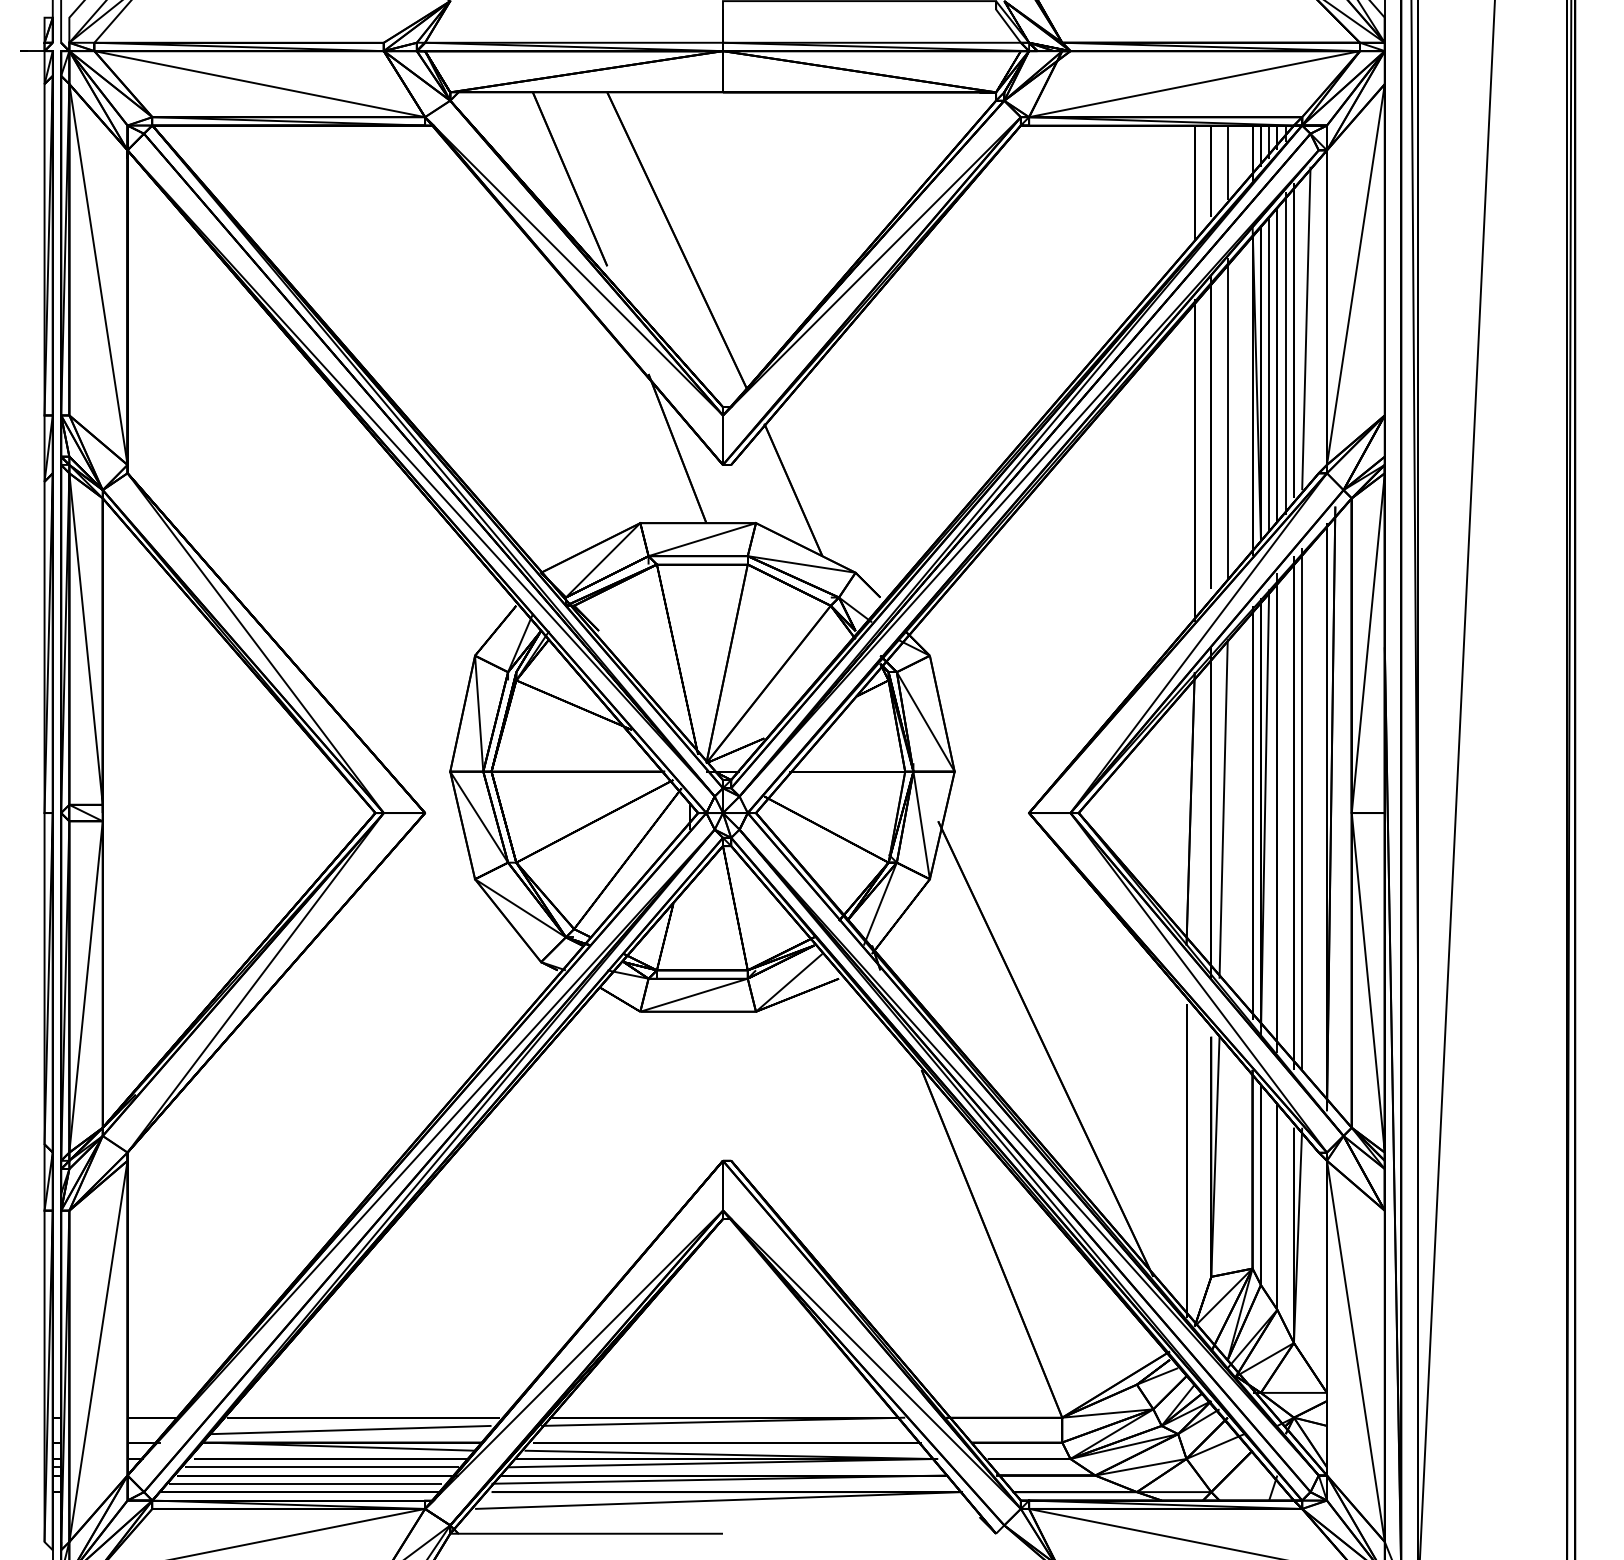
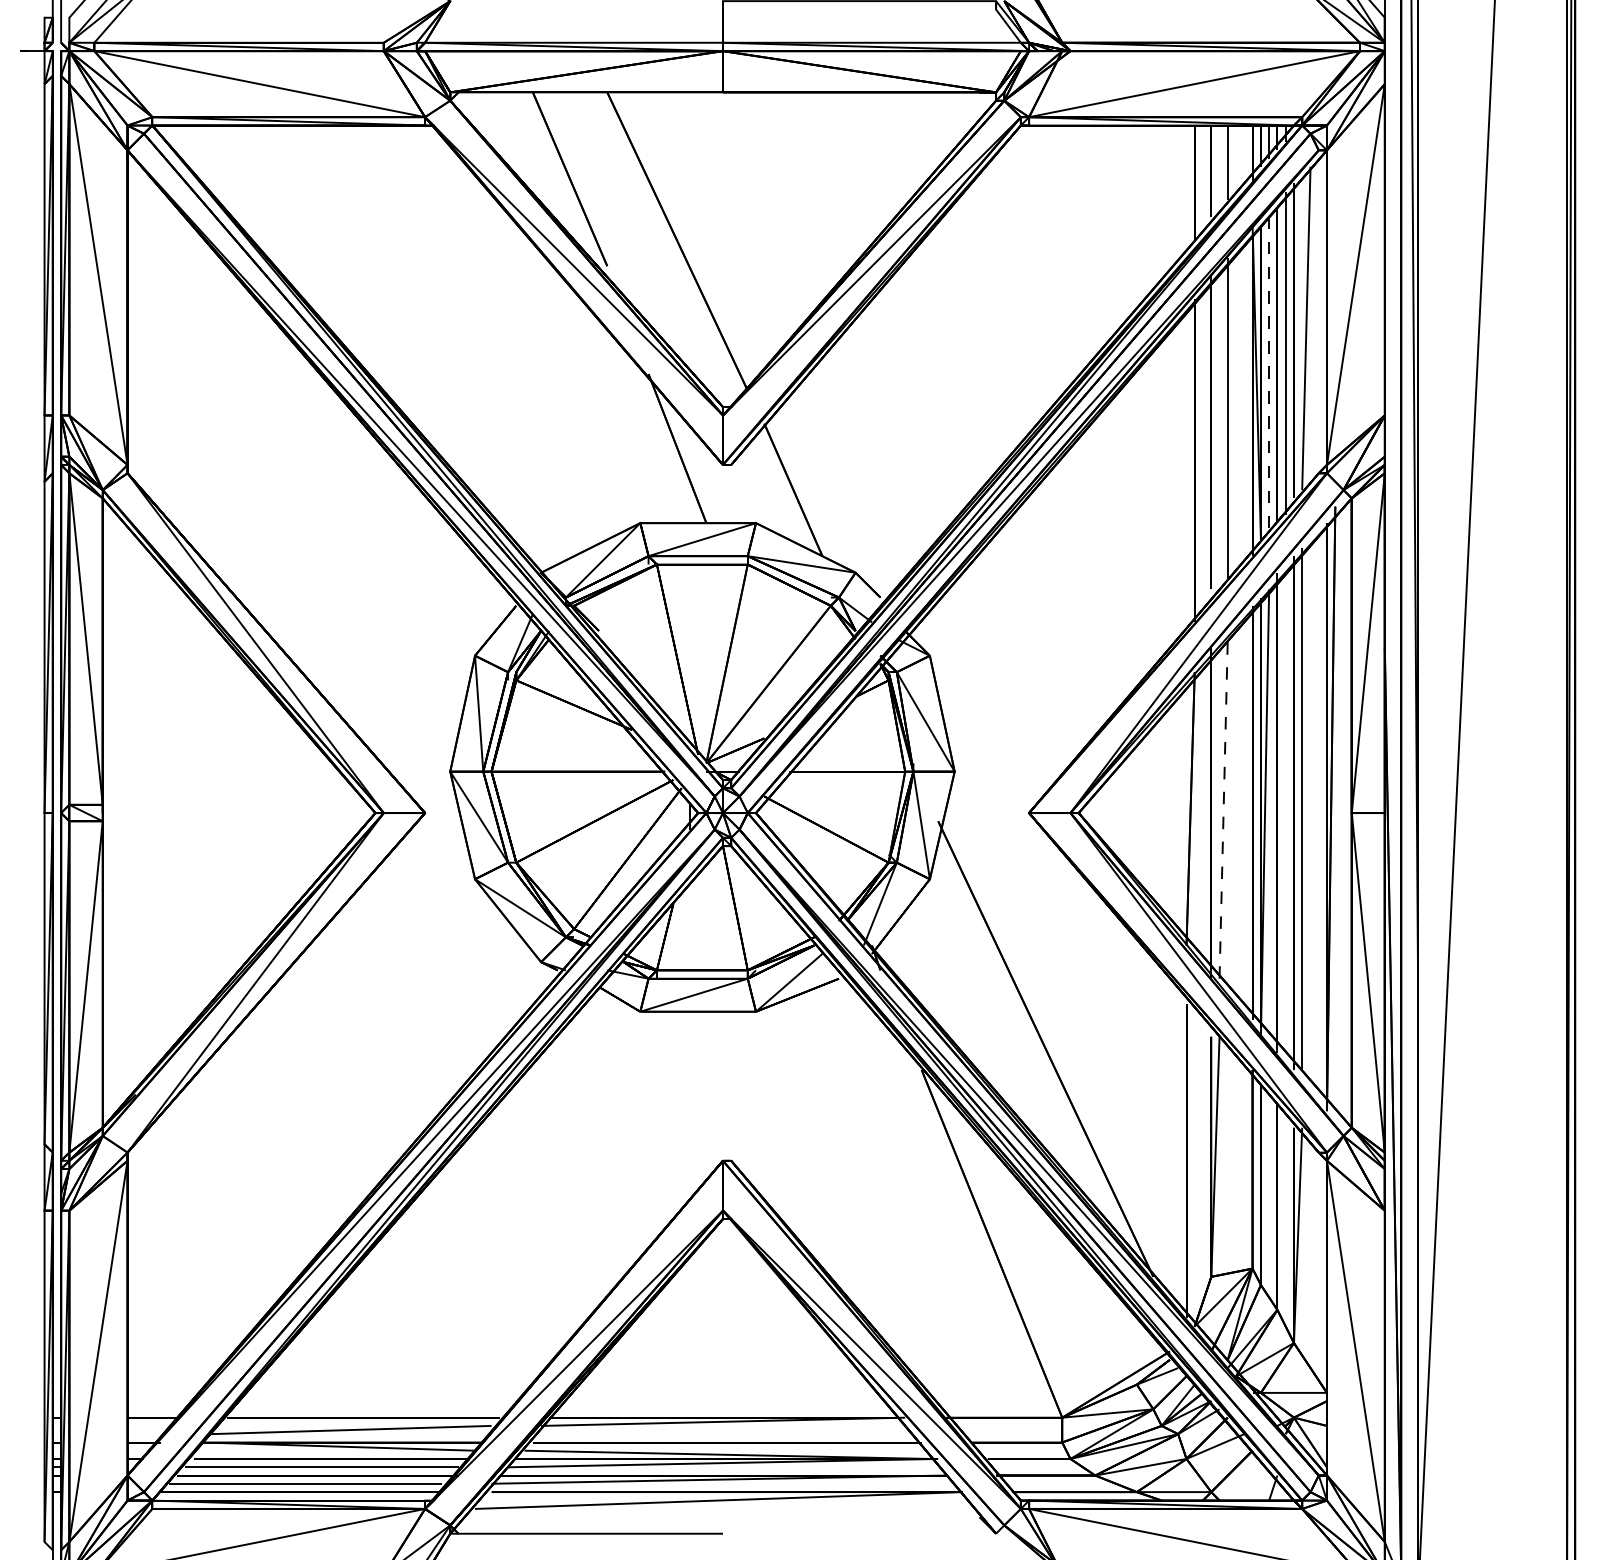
line: solid -> dashed (1269, 374)
line: solid -> dashed (1223, 808)
